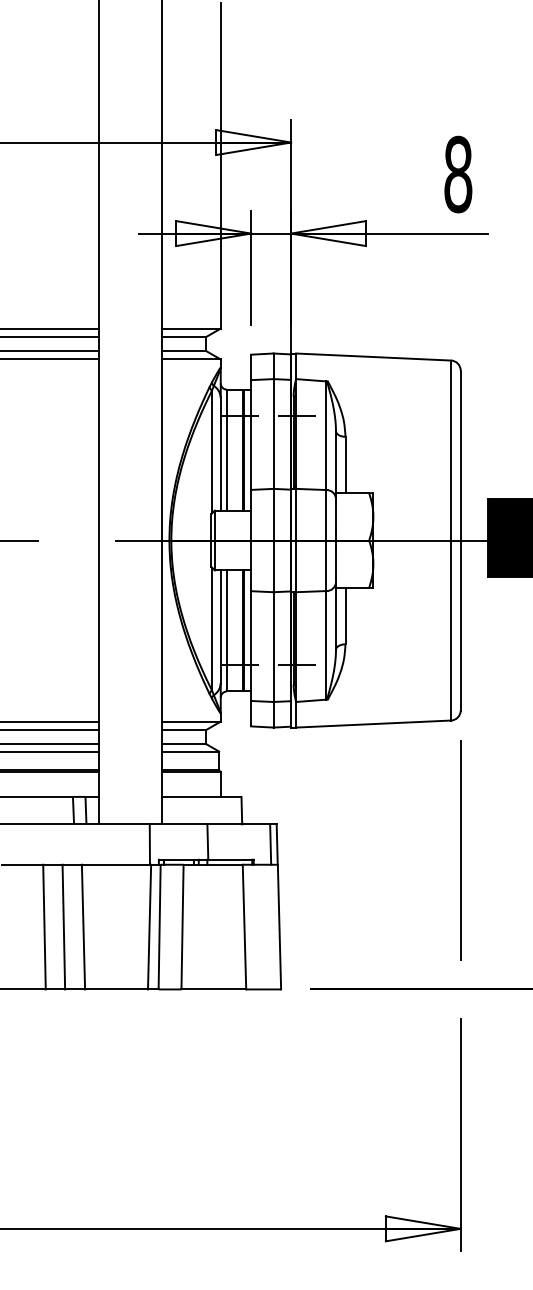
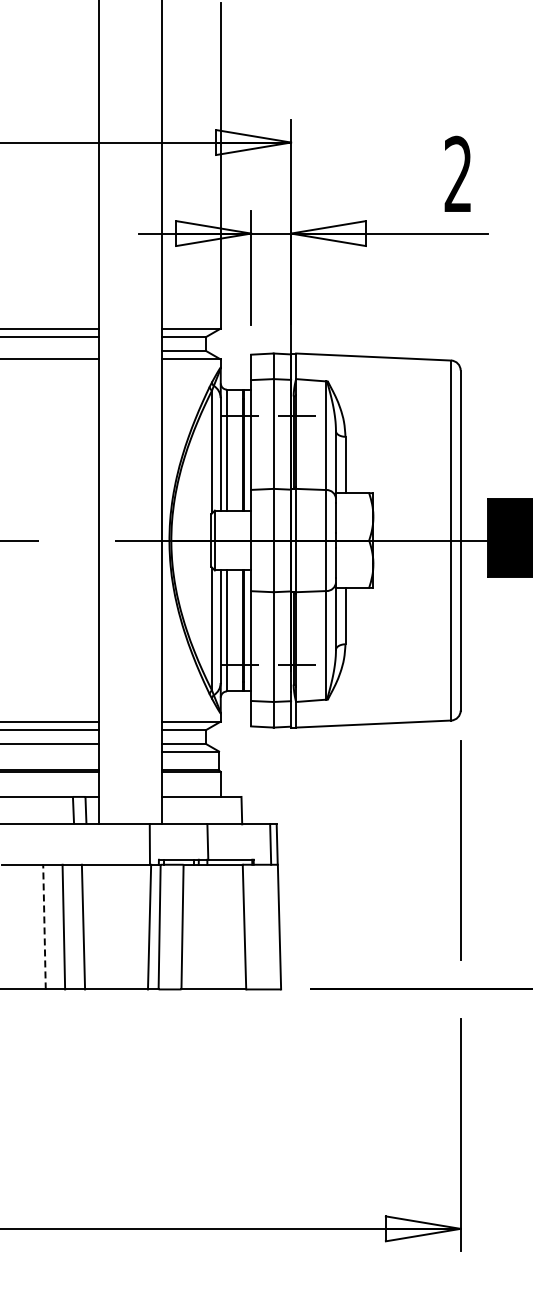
text: 8 -> 2 (458, 174)
line: present -> none (50, 350)
line: present -> none (50, 751)
line: solid -> dashed (44, 926)
